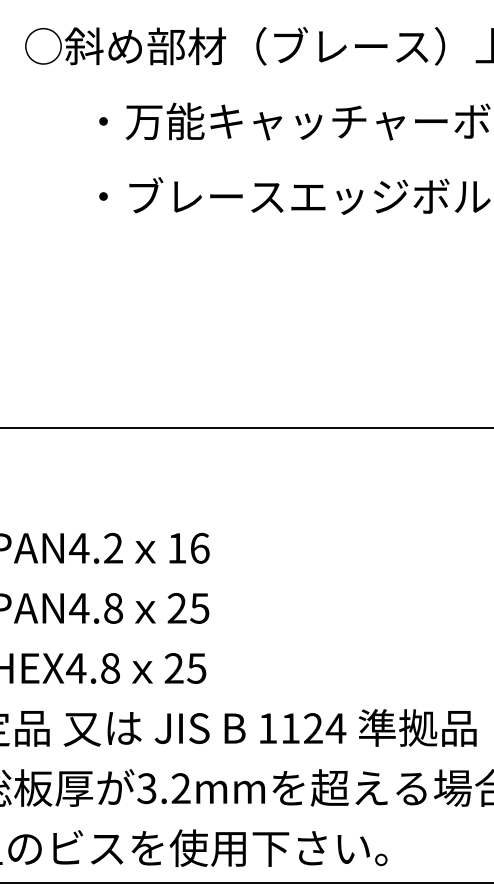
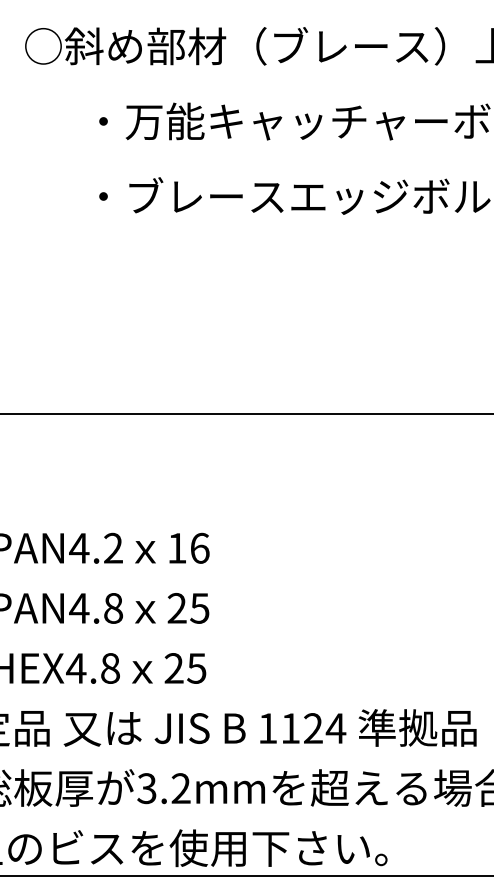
line position: (246, 428) -> (246, 414) (246, 414)
line position: (246, 882) -> (246, 875) (246, 875)
